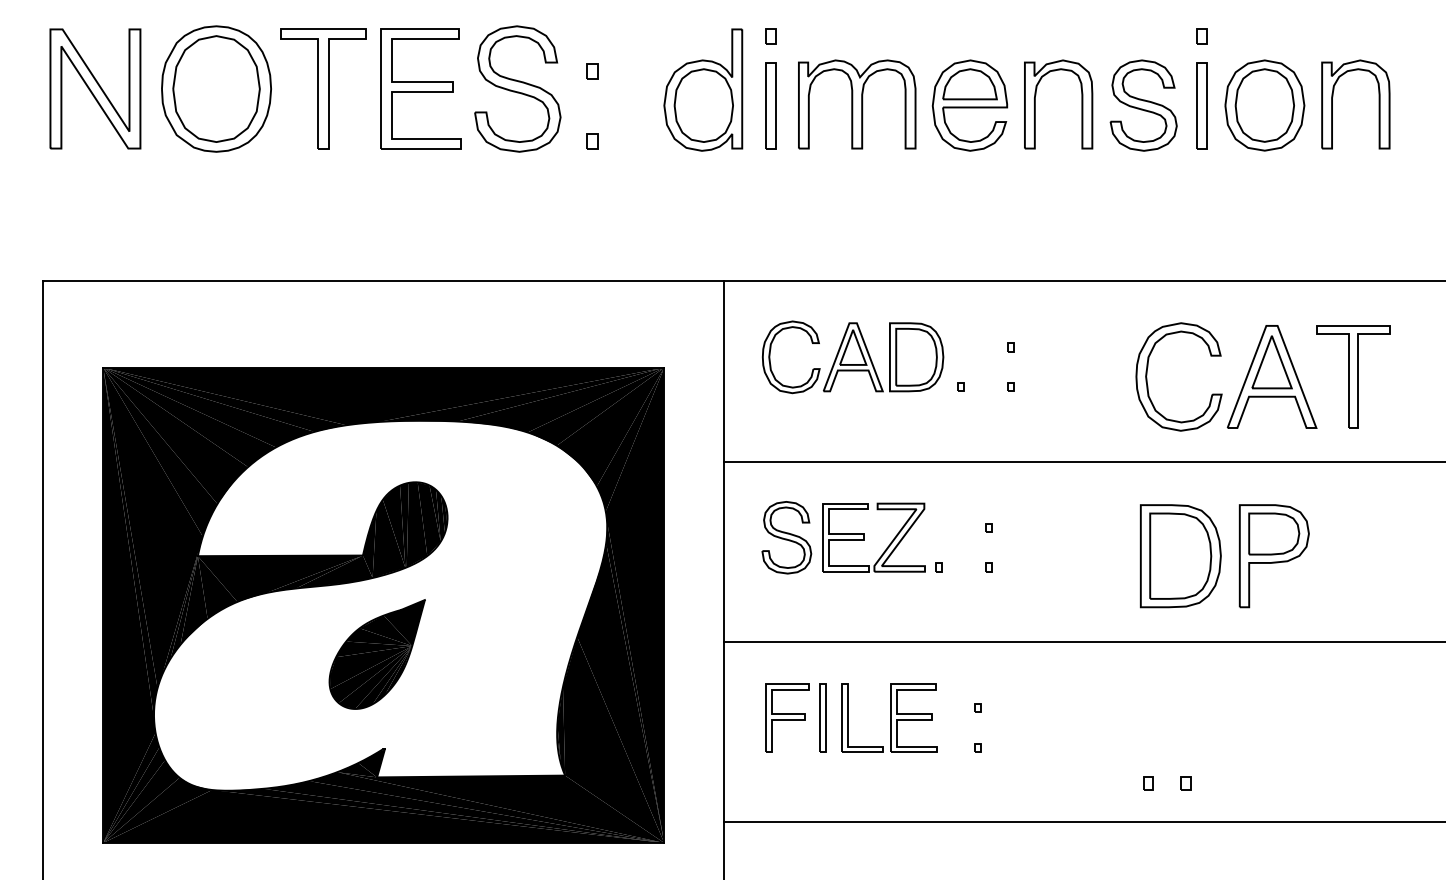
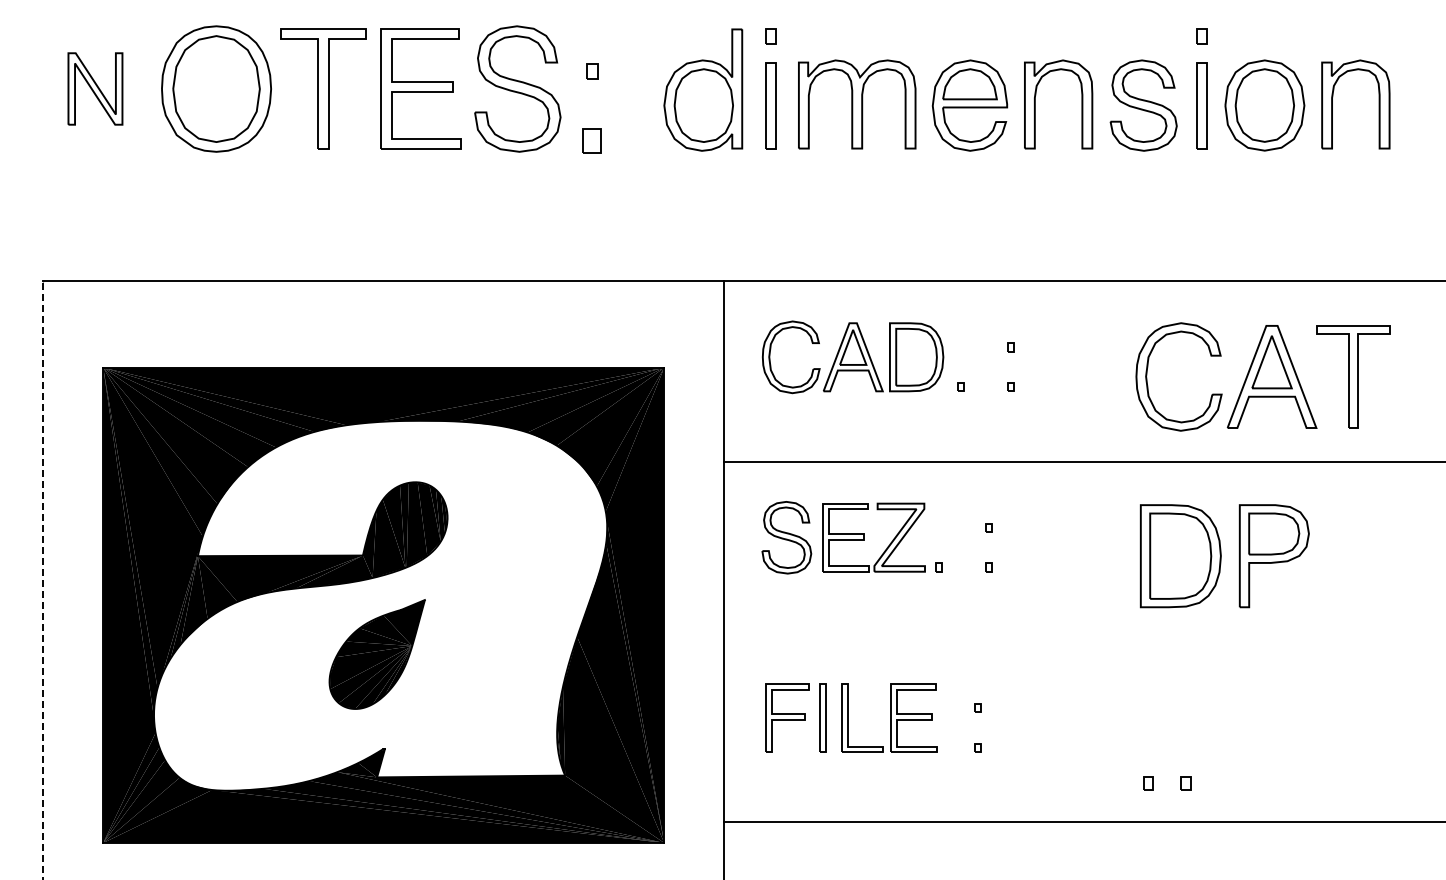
part size: 93x122 px -> 57x74 px (95, 88)
part size: 13x17 px -> 20x26 px (591, 140)
line: solid -> dashed (43, 579)
line: present -> none (1083, 641)
